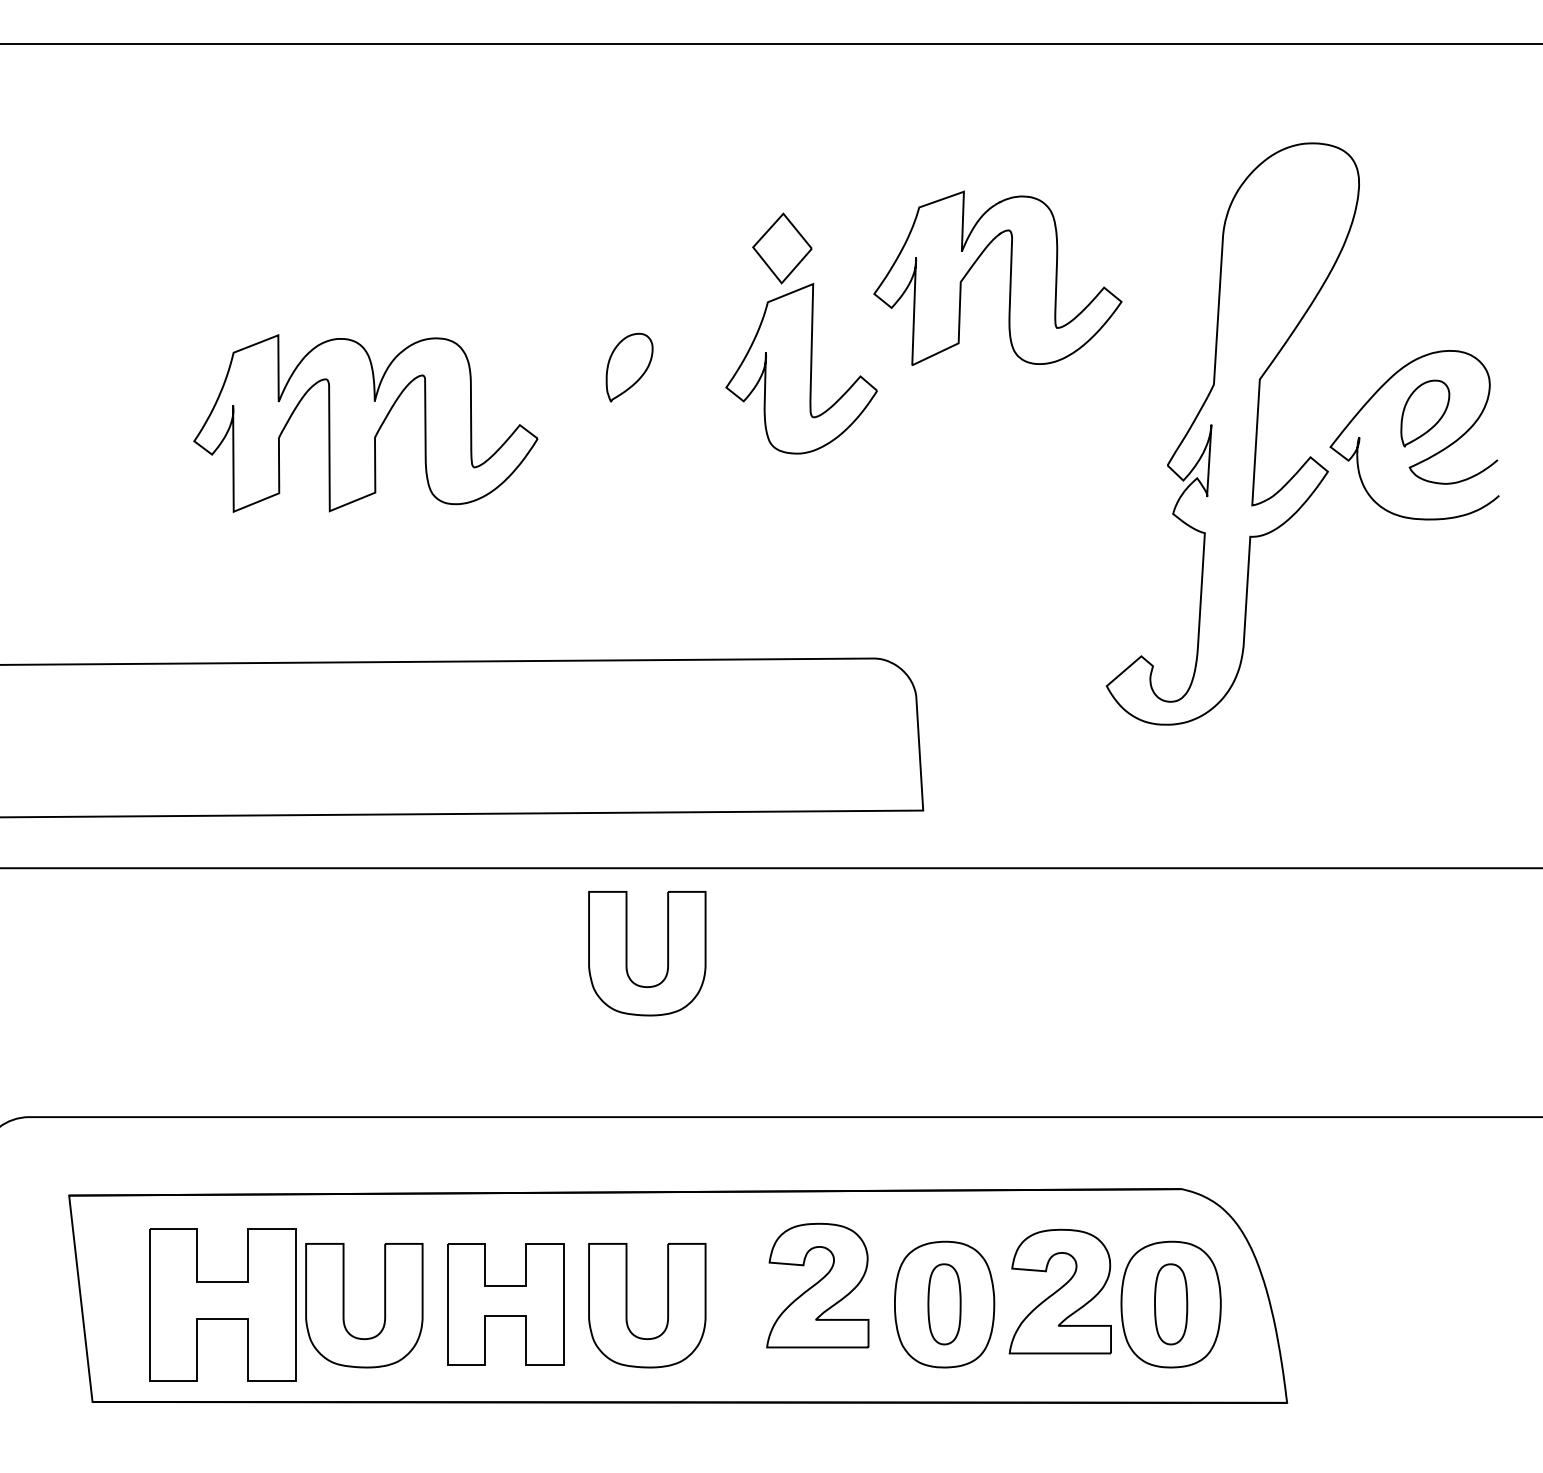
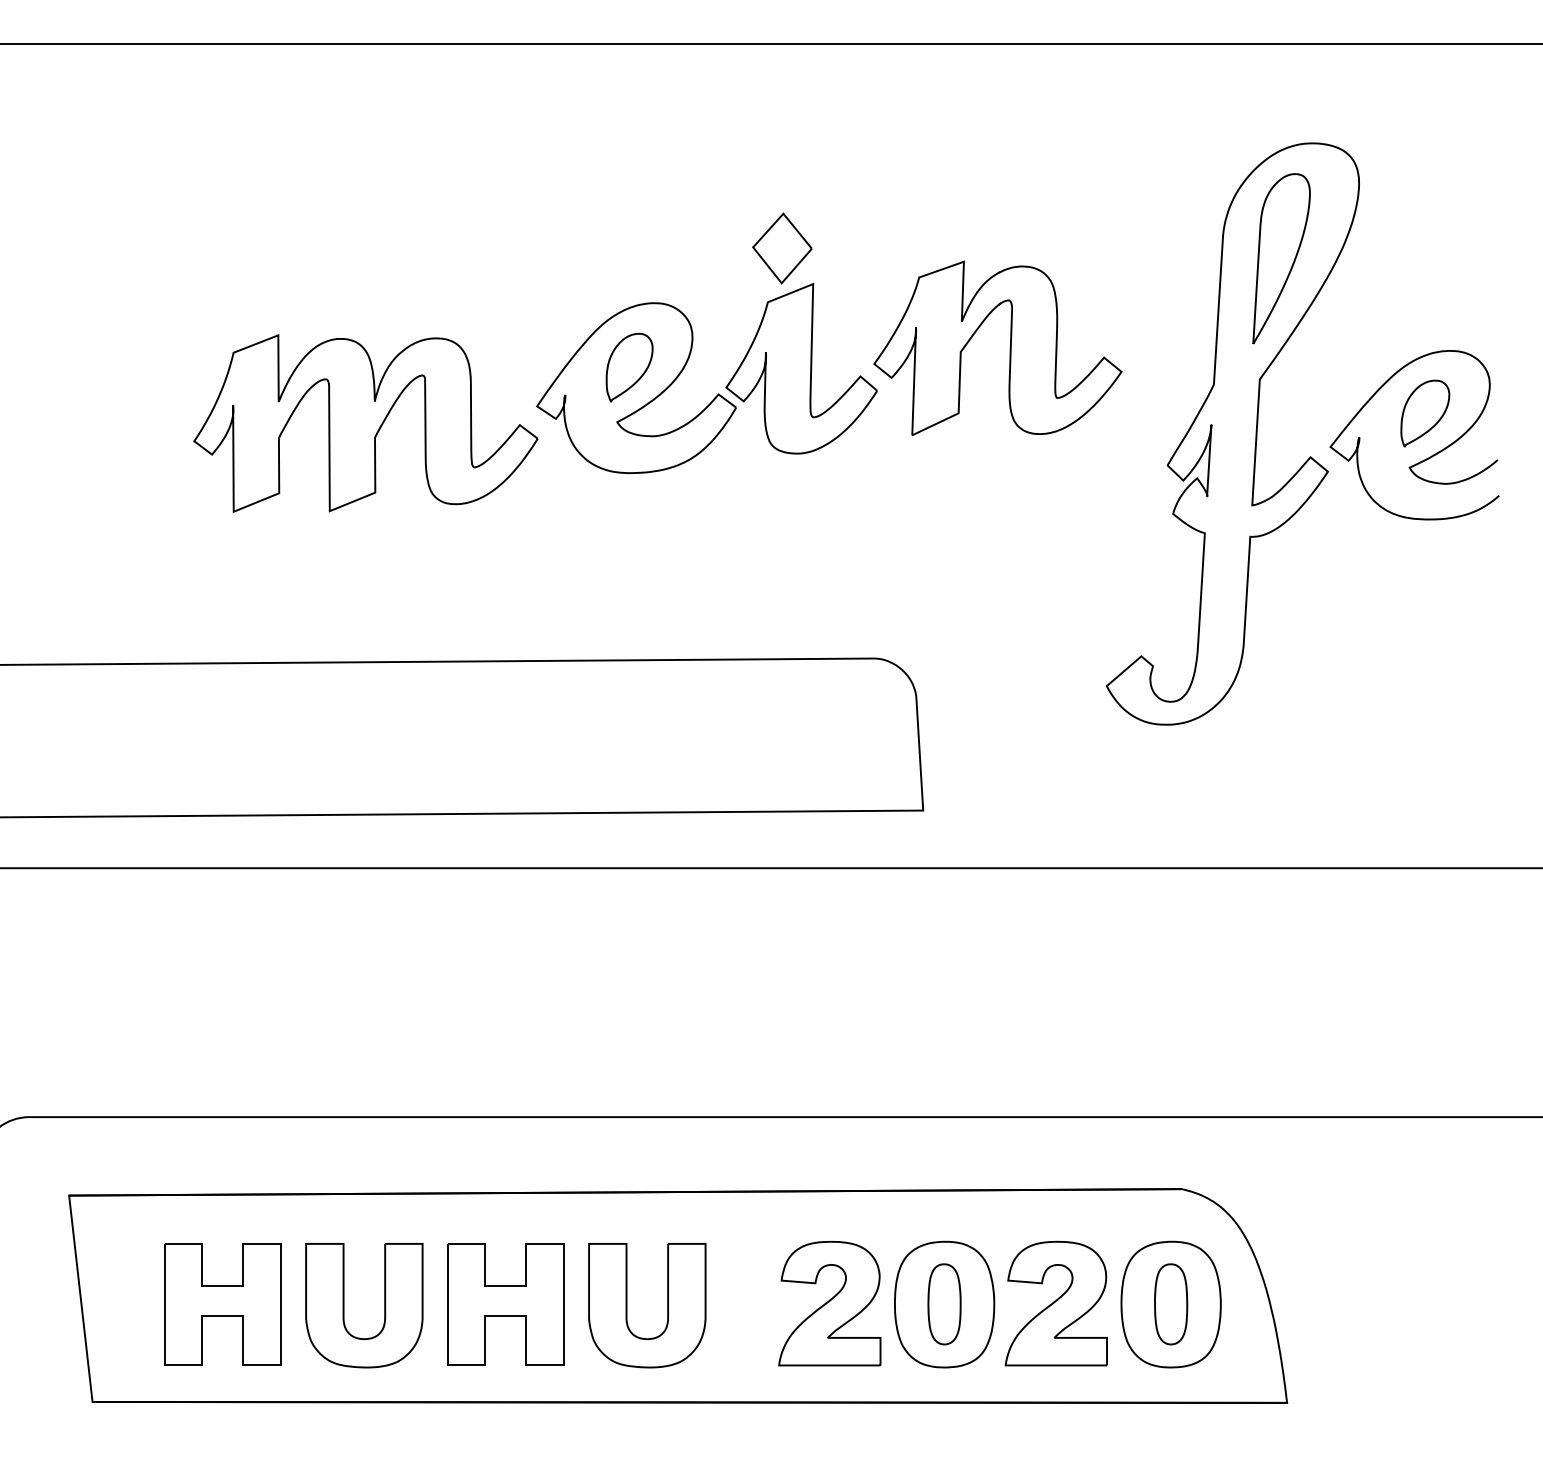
part: none -> present (1281, 258)
part position: (1009, 277) -> (1009, 347) (1009, 347)
part: none -> present (636, 387)
part: present -> none (627, 953)
part position: (817, 1285) -> (829, 1303) (829, 1303)
part position: (1059, 1291) -> (1055, 1303) (1055, 1303)
part size: 148x154 px -> 118x123 px (222, 1304)
